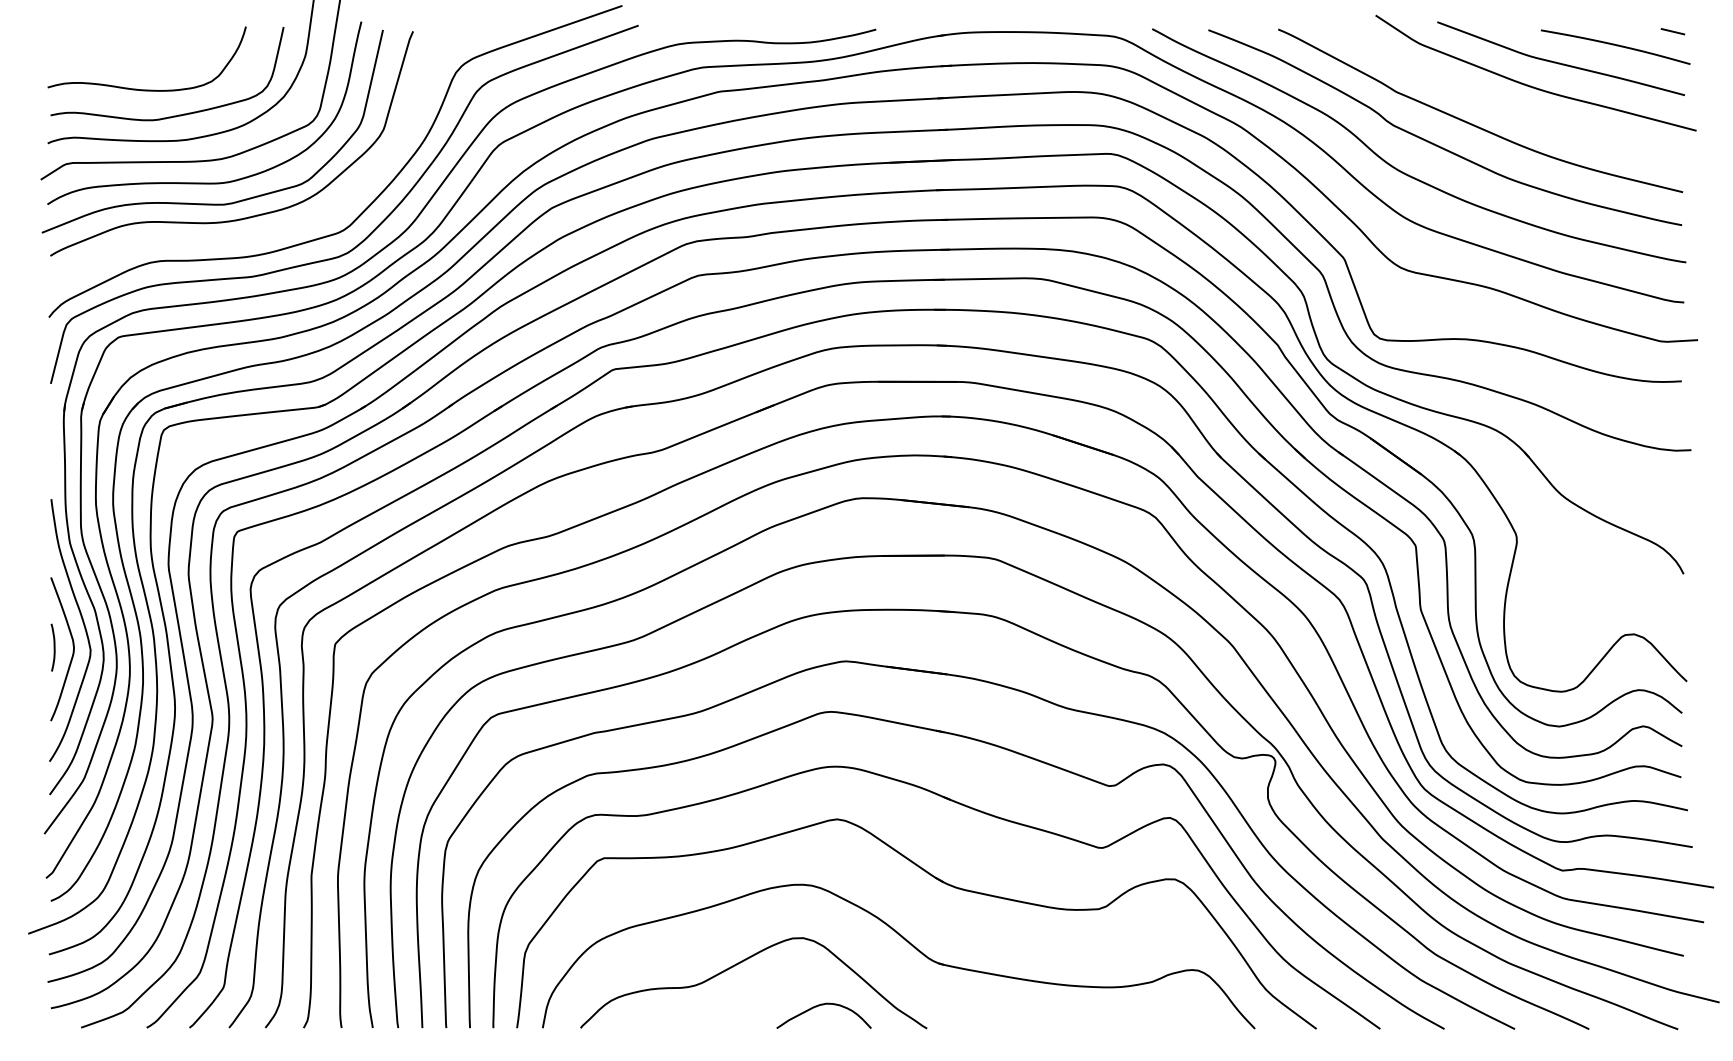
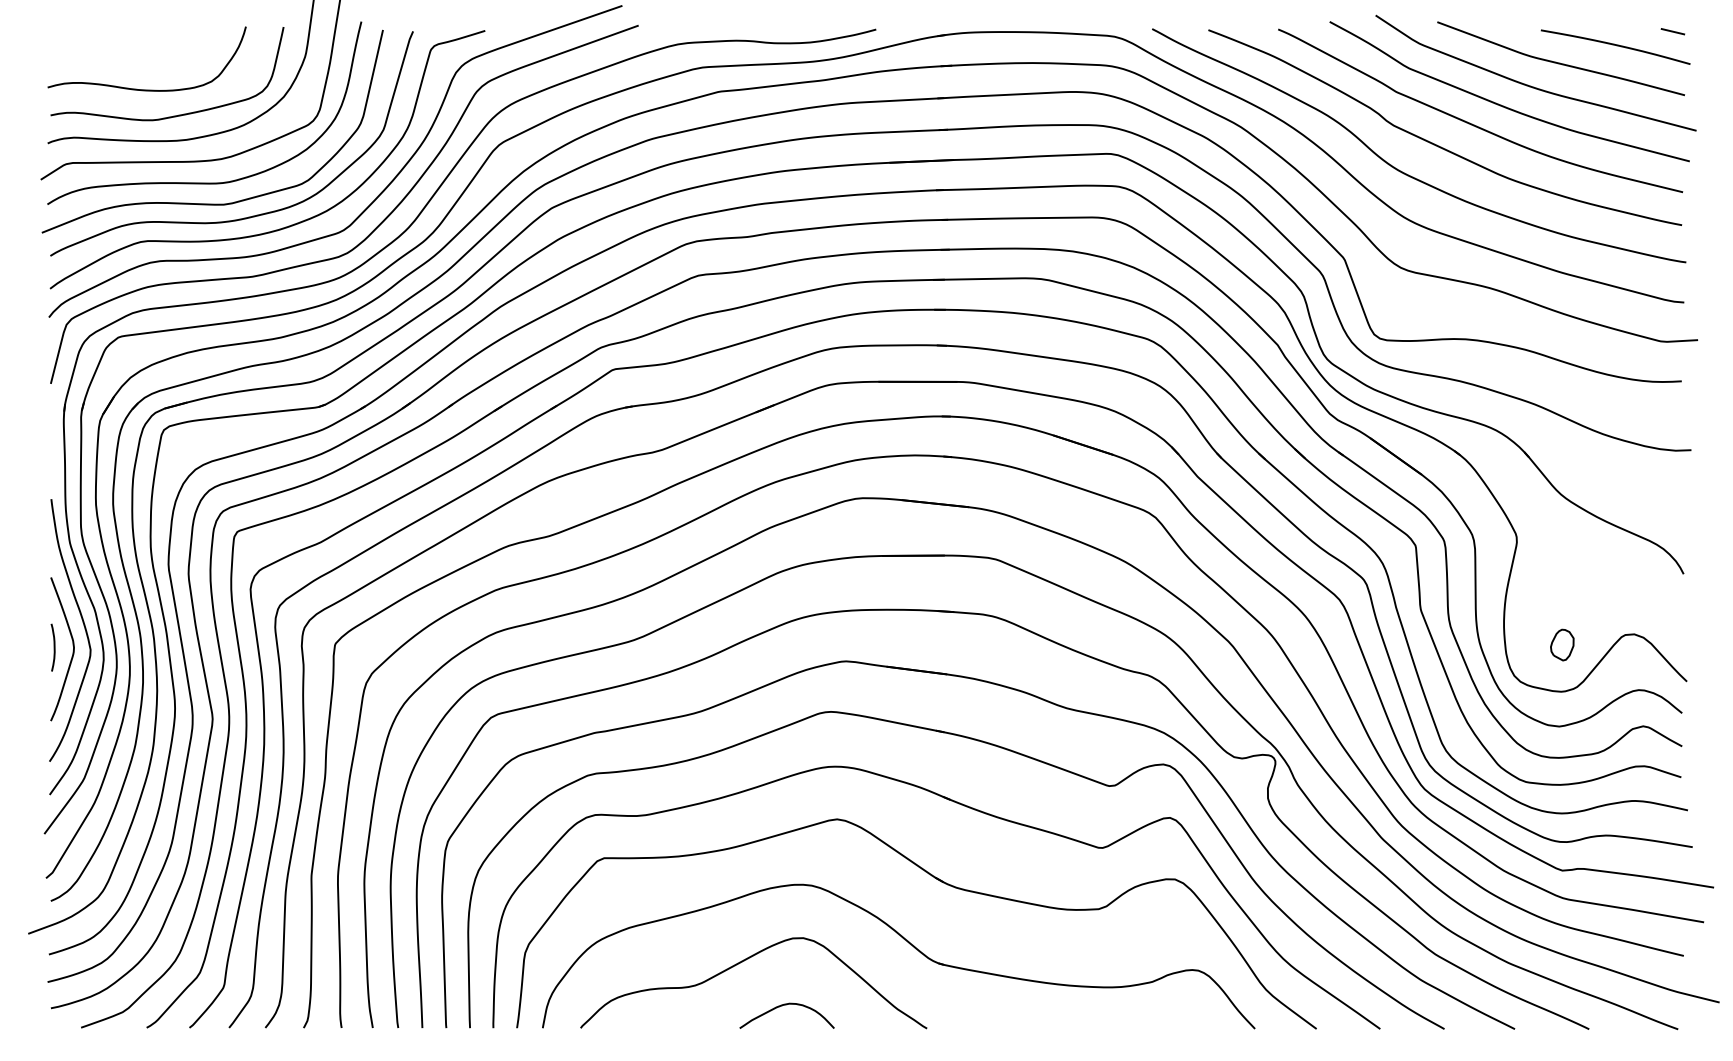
curve: none -> present (1503, 105)
curve: none -> present (288, 225)
part: none -> present (1562, 644)
curve position: (819, 1006) -> (782, 1006) (782, 1006)
